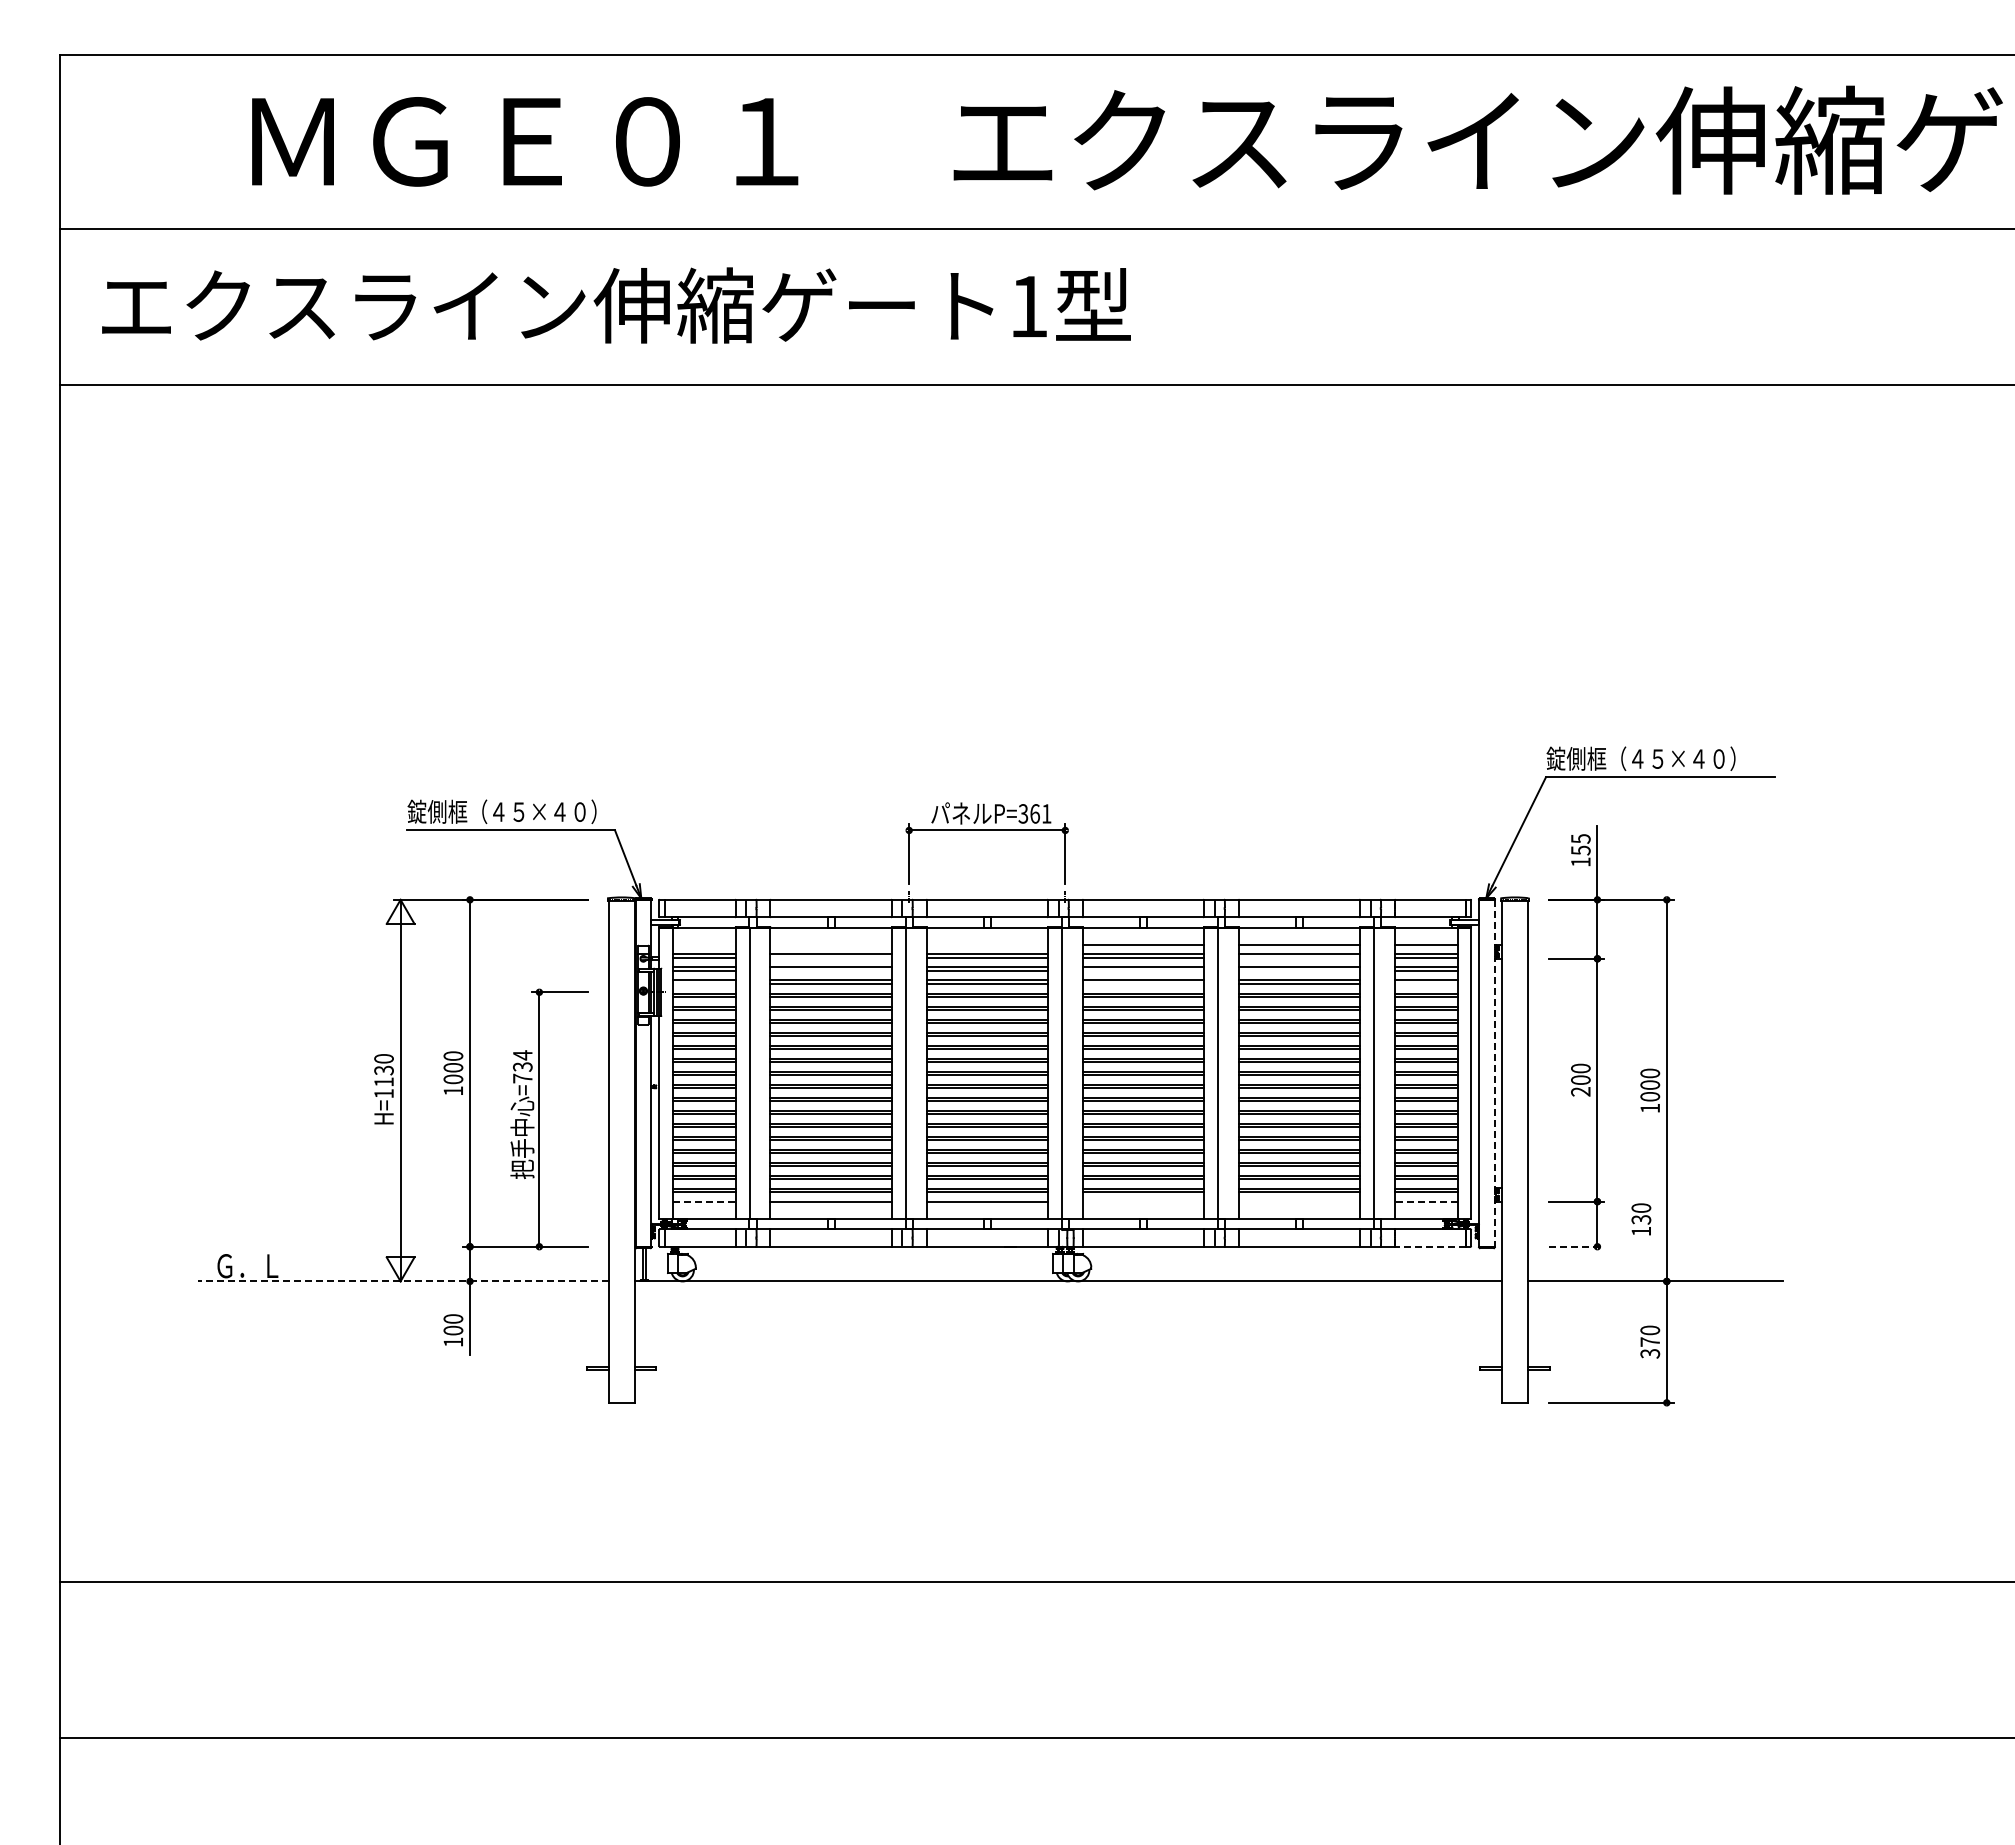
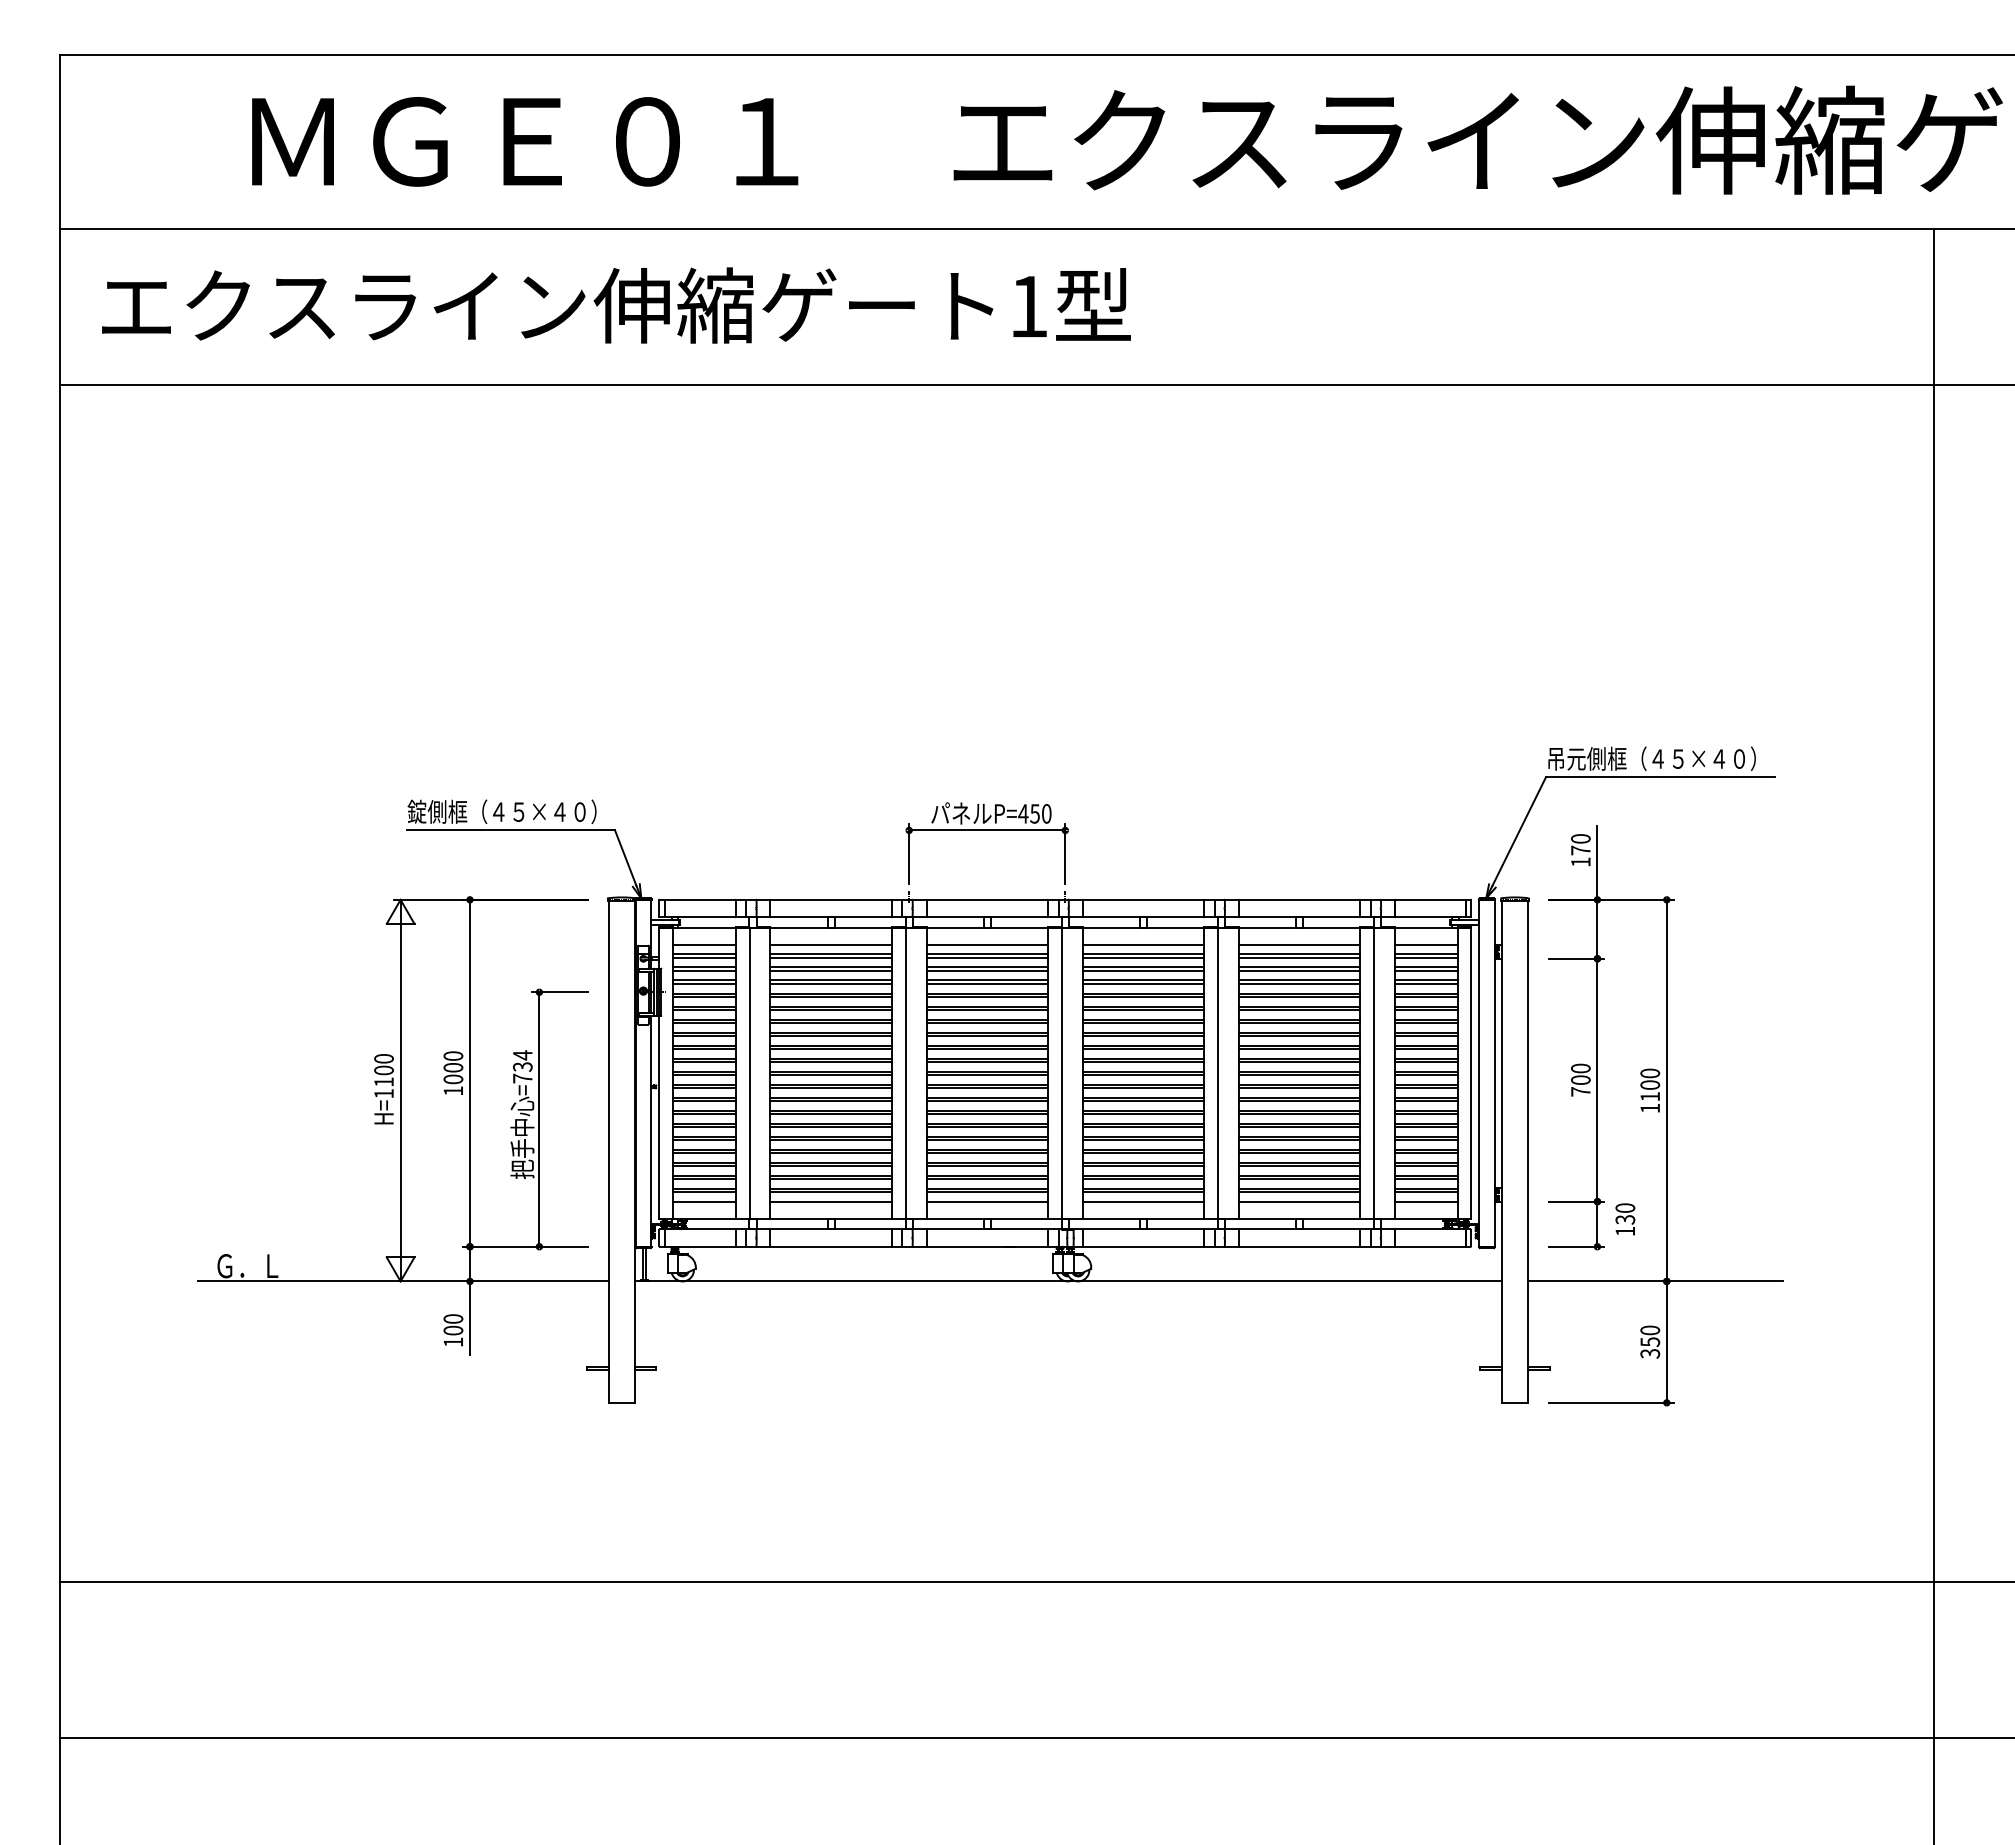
text: 錠側框（４５×４０） -> 吊元側框（４５×４０） (1650, 758)
text: P=361 -> P=450 (1034, 813)
text: 155 -> 170 (1580, 844)
line: none -> present (703, 944)
line: none -> present (830, 944)
line: none -> present (986, 944)
line: none -> present (830, 957)
line: none -> present (1299, 957)
line: none -> present (830, 970)
line: none -> present (1143, 970)
line: none -> present (1299, 970)
line: none -> present (703, 983)
line: none -> present (1143, 983)
line: none -> present (1425, 983)
line: none -> present (1933, 1034)
text: H=1130 -> H=1100 (383, 1070)
line: dashed -> solid (1494, 1073)
text: 200 -> 700 (1580, 1091)
text: 1000 -> 1100 (1650, 1096)
line: dashed -> solid (704, 1201)
line: none -> present (1143, 1201)
line: none -> present (1299, 1201)
line: dashed -> solid (1426, 1201)
text position: (1641, 1219) -> (1625, 1219) (1625, 1219)
line: dashed -> solid (1430, 1246)
line: dashed -> solid (1576, 1246)
line: dashed -> solid (403, 1281)
text: 370 -> 350 (1650, 1342)
